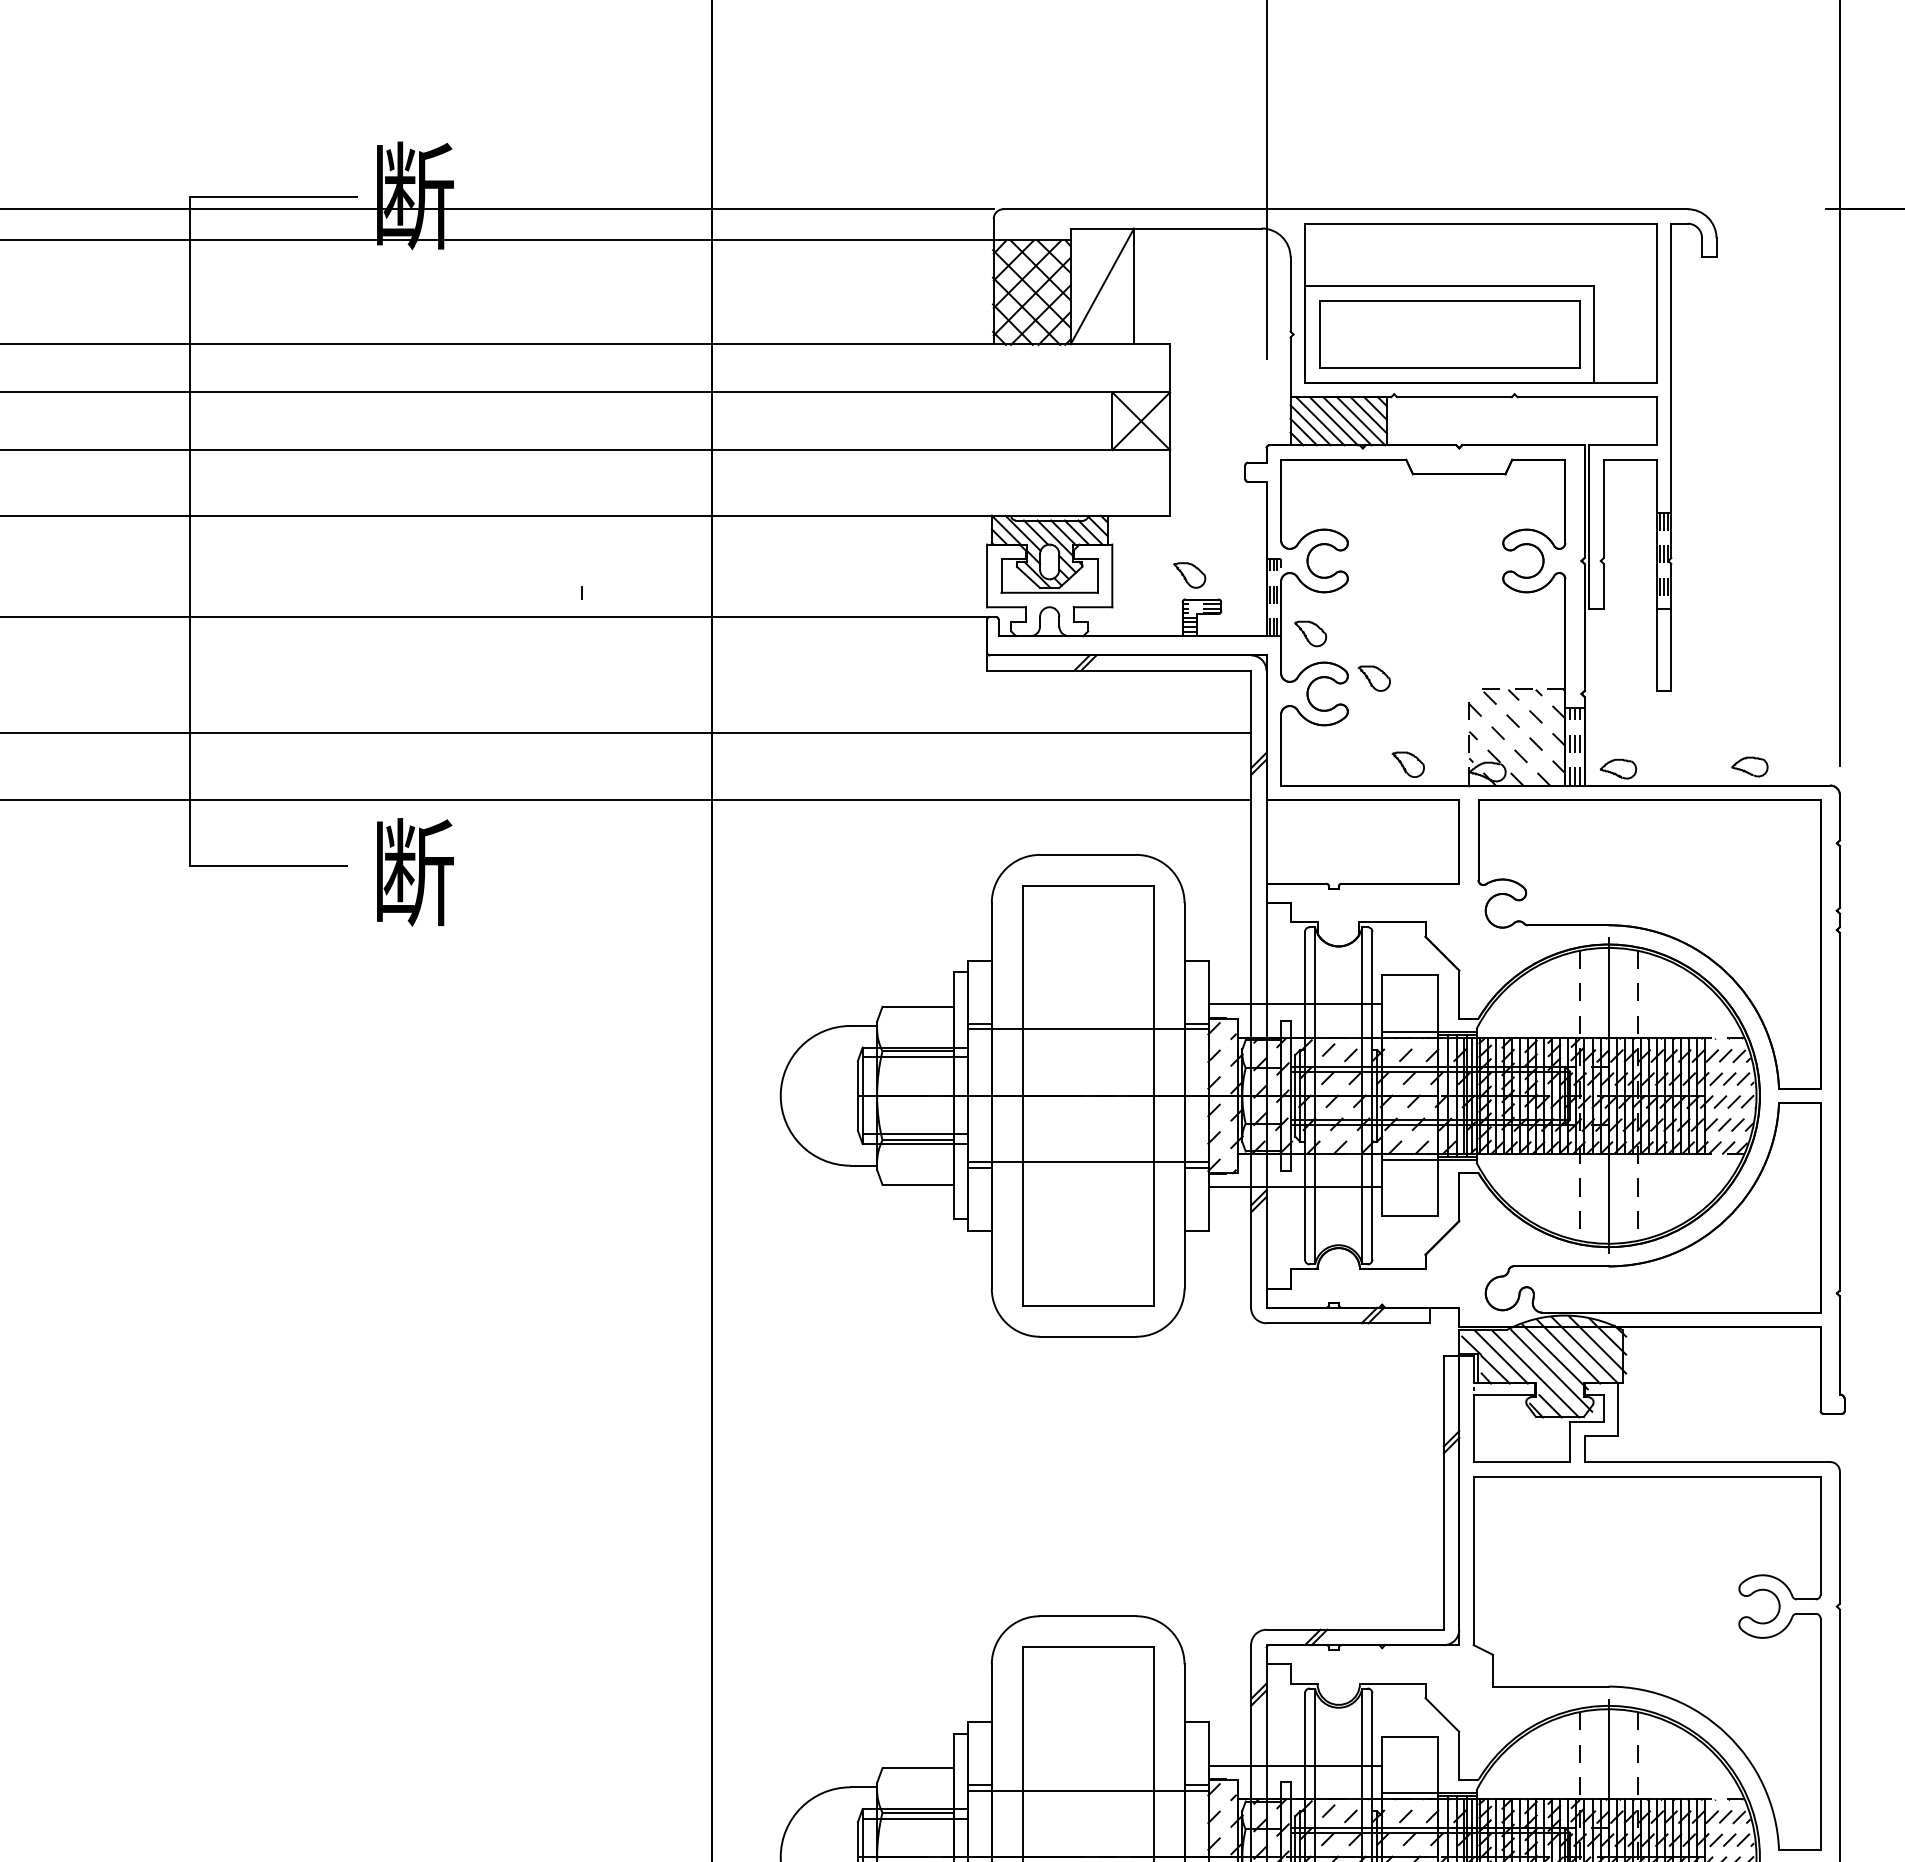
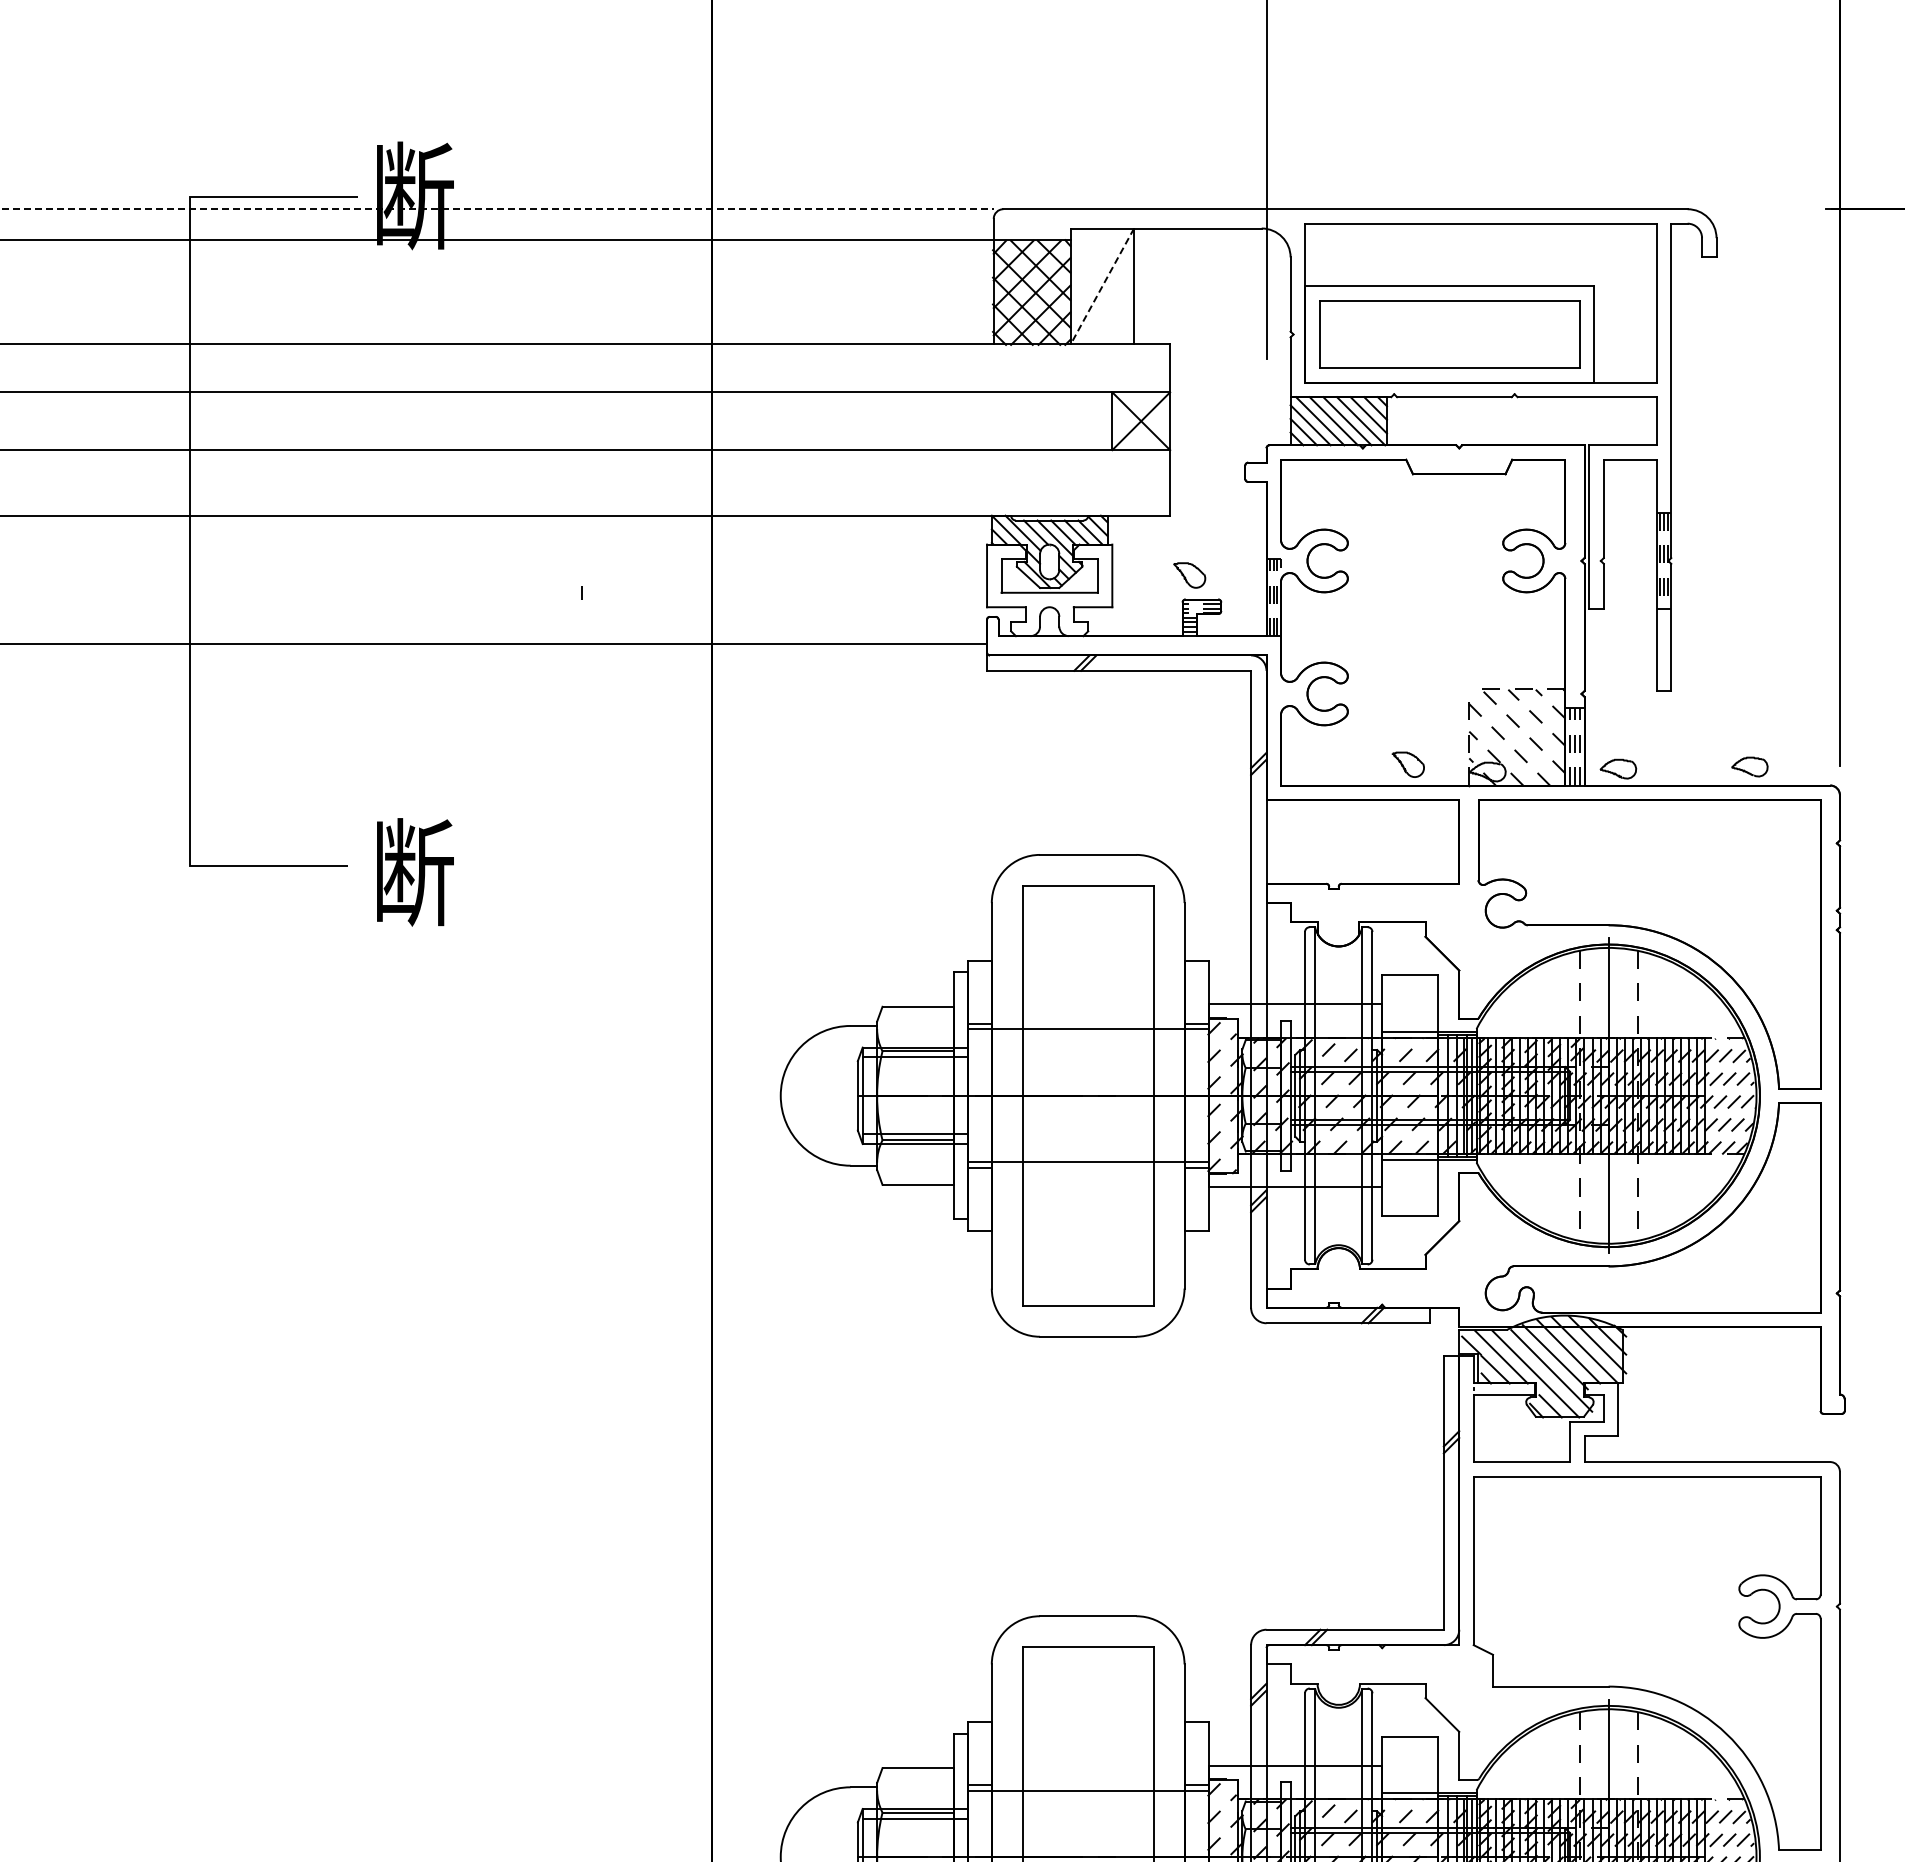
line: solid -> dashed (497, 209)
line: solid -> dashed (1102, 286)
line position: (494, 616) -> (494, 643) (494, 643)
part: present -> none (1310, 633)
part: present -> none (1373, 678)
line: present -> none (626, 732)
line: present -> none (626, 799)
